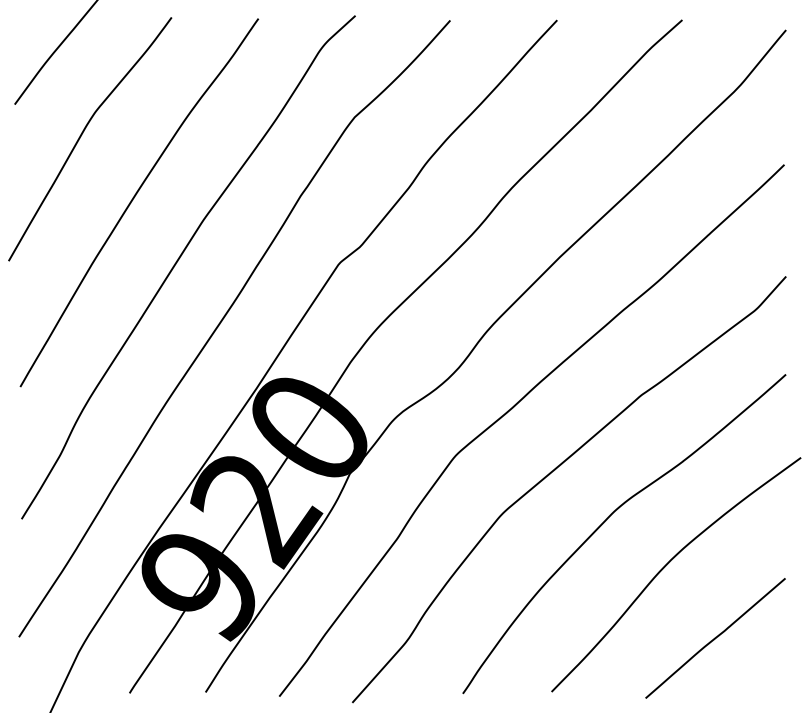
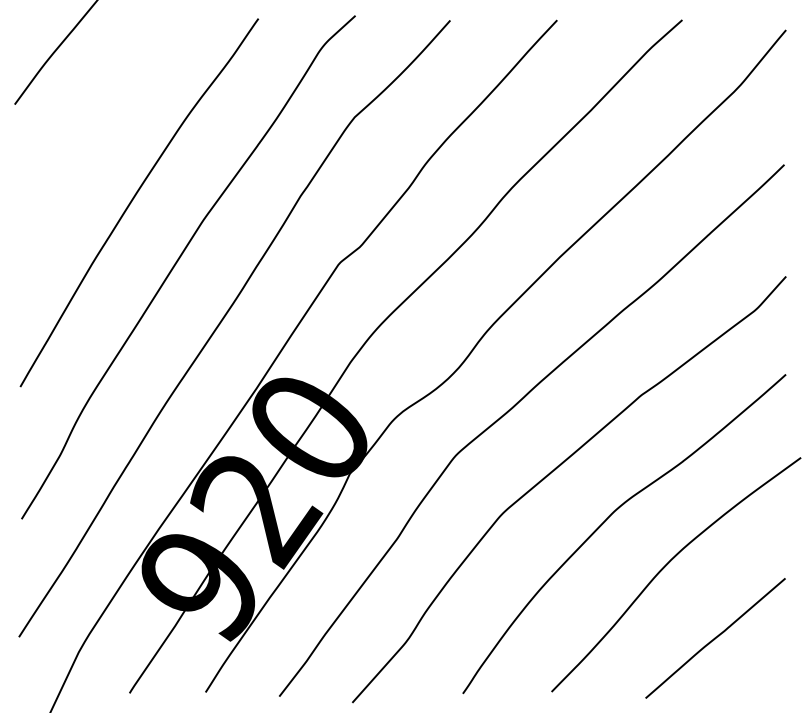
curve: present -> none (82, 135)
